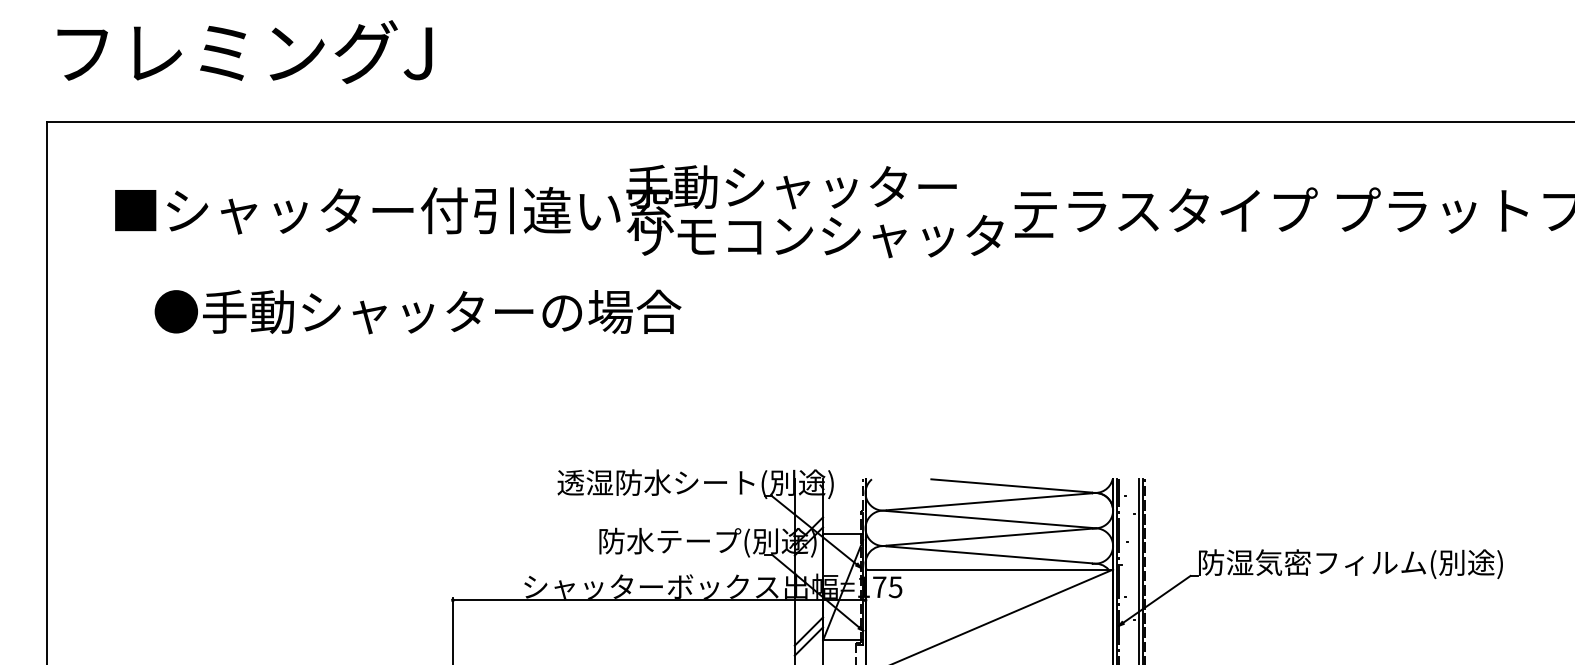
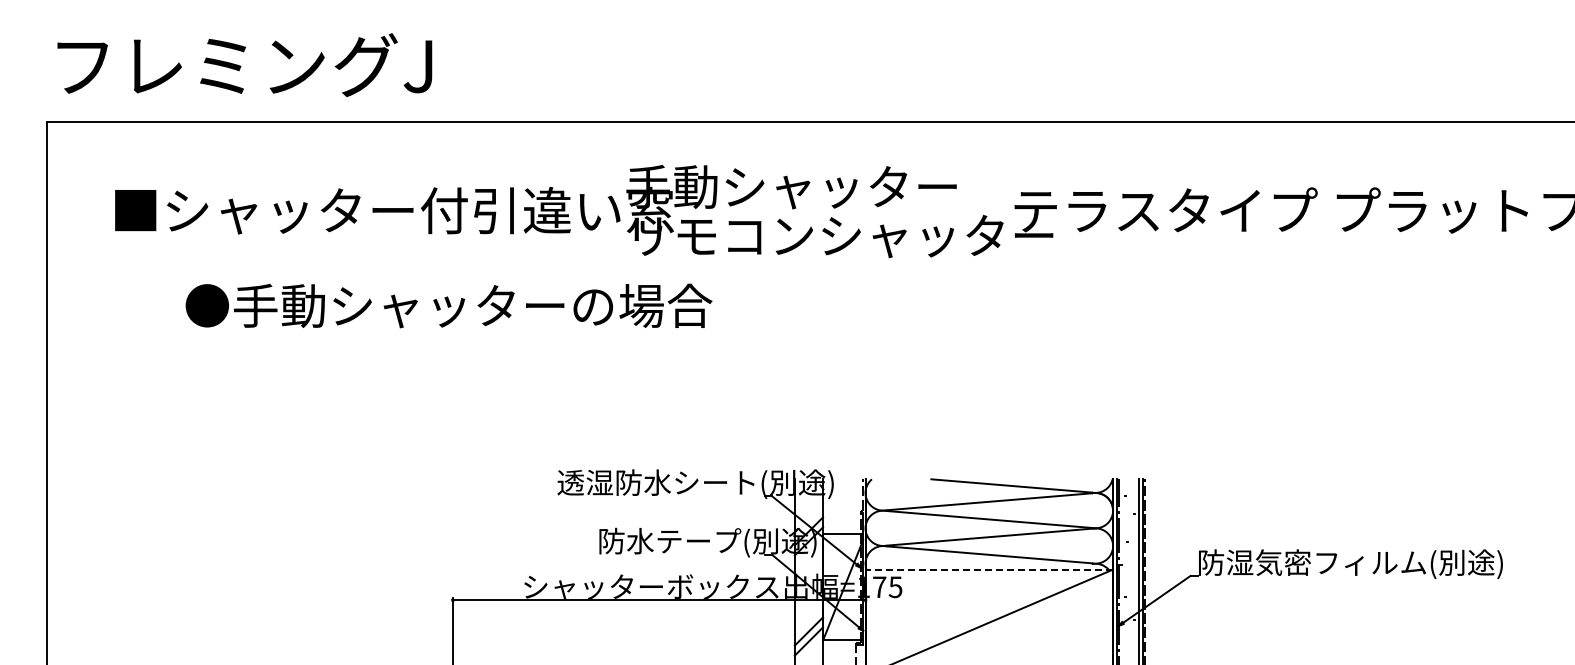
text position: (244, 51) -> (244, 64) (244, 64)
text position: (417, 311) -> (448, 305) (448, 305)
line: solid -> dashed (989, 569)
